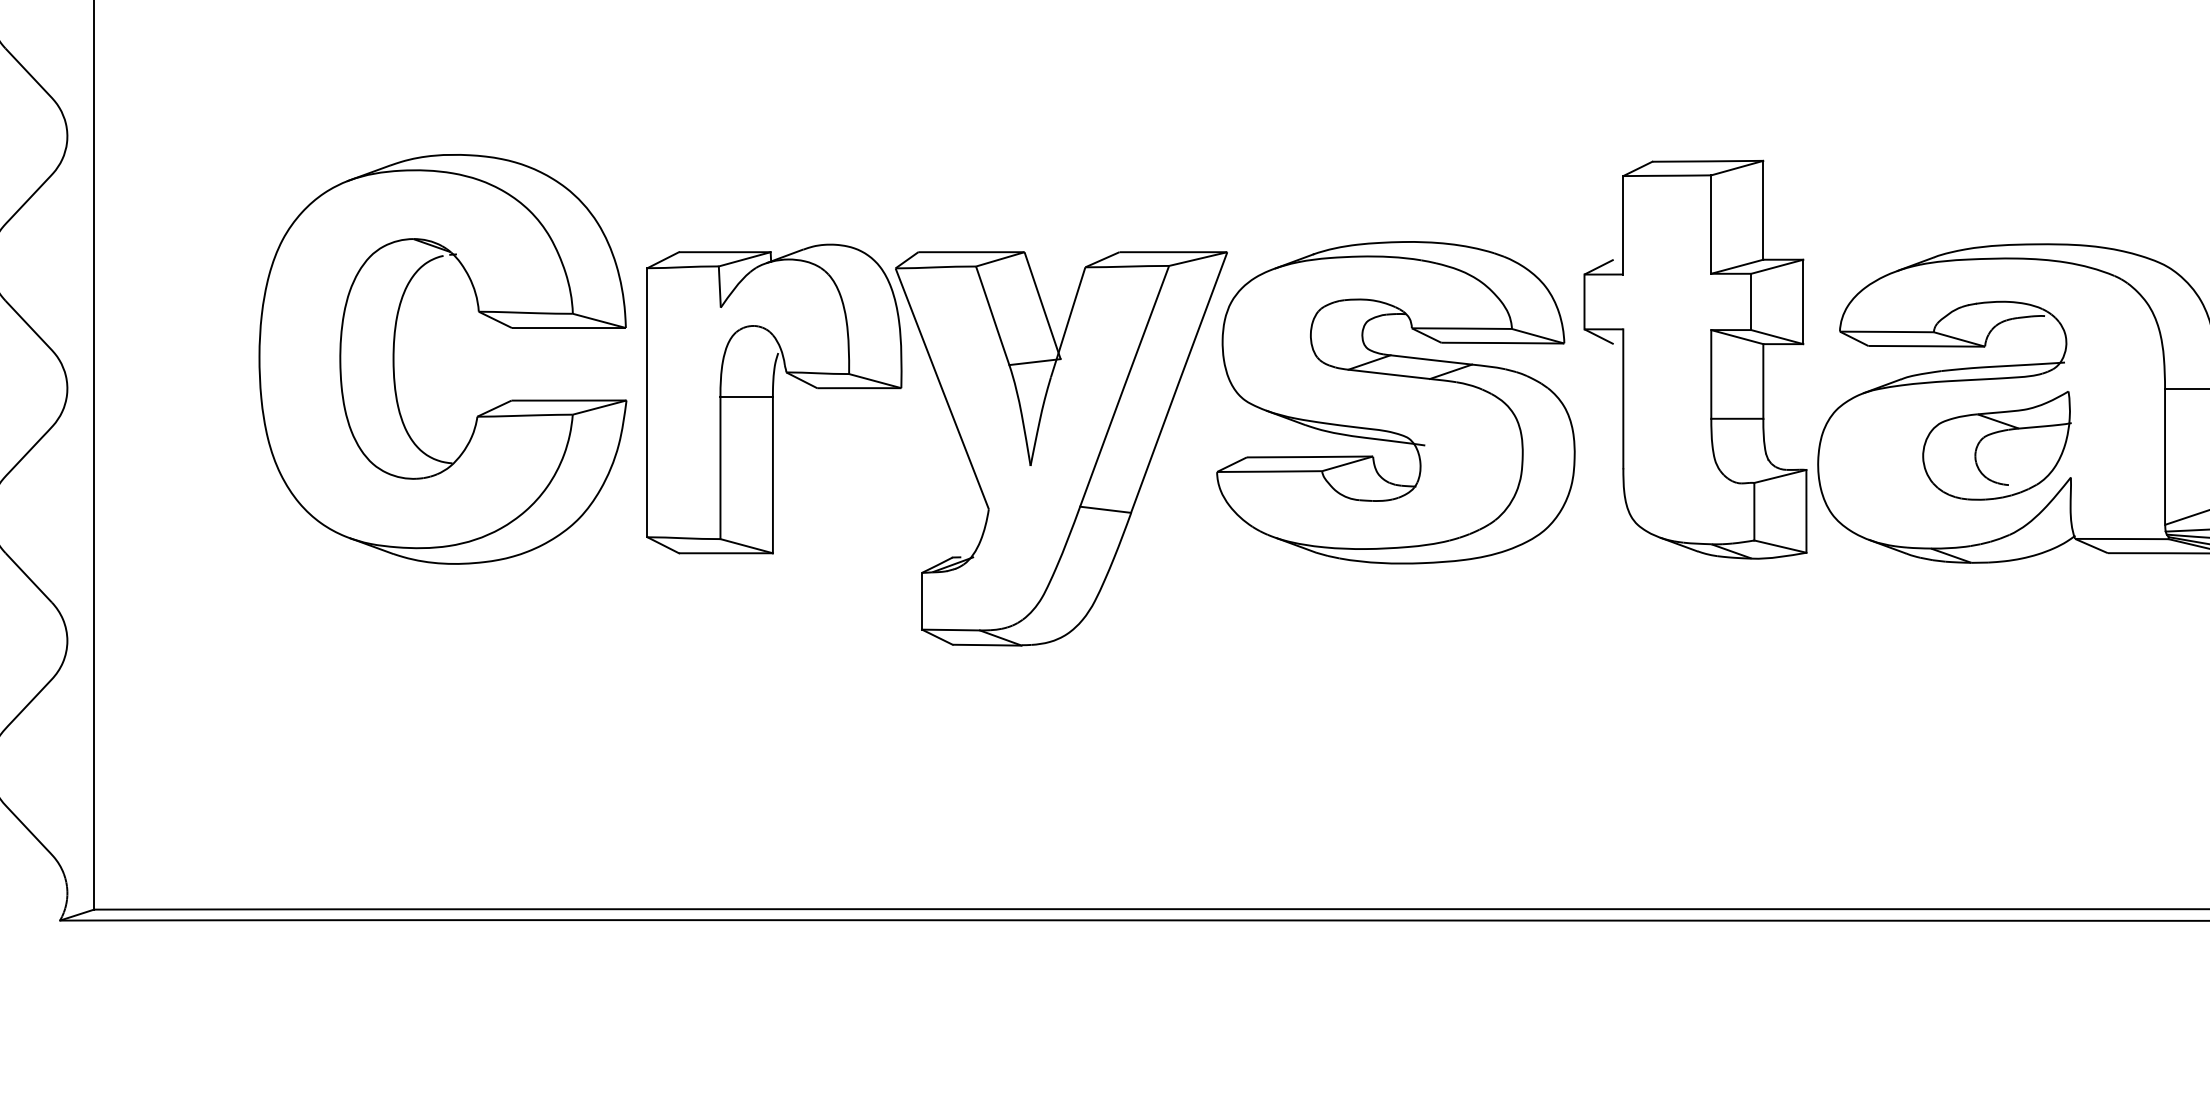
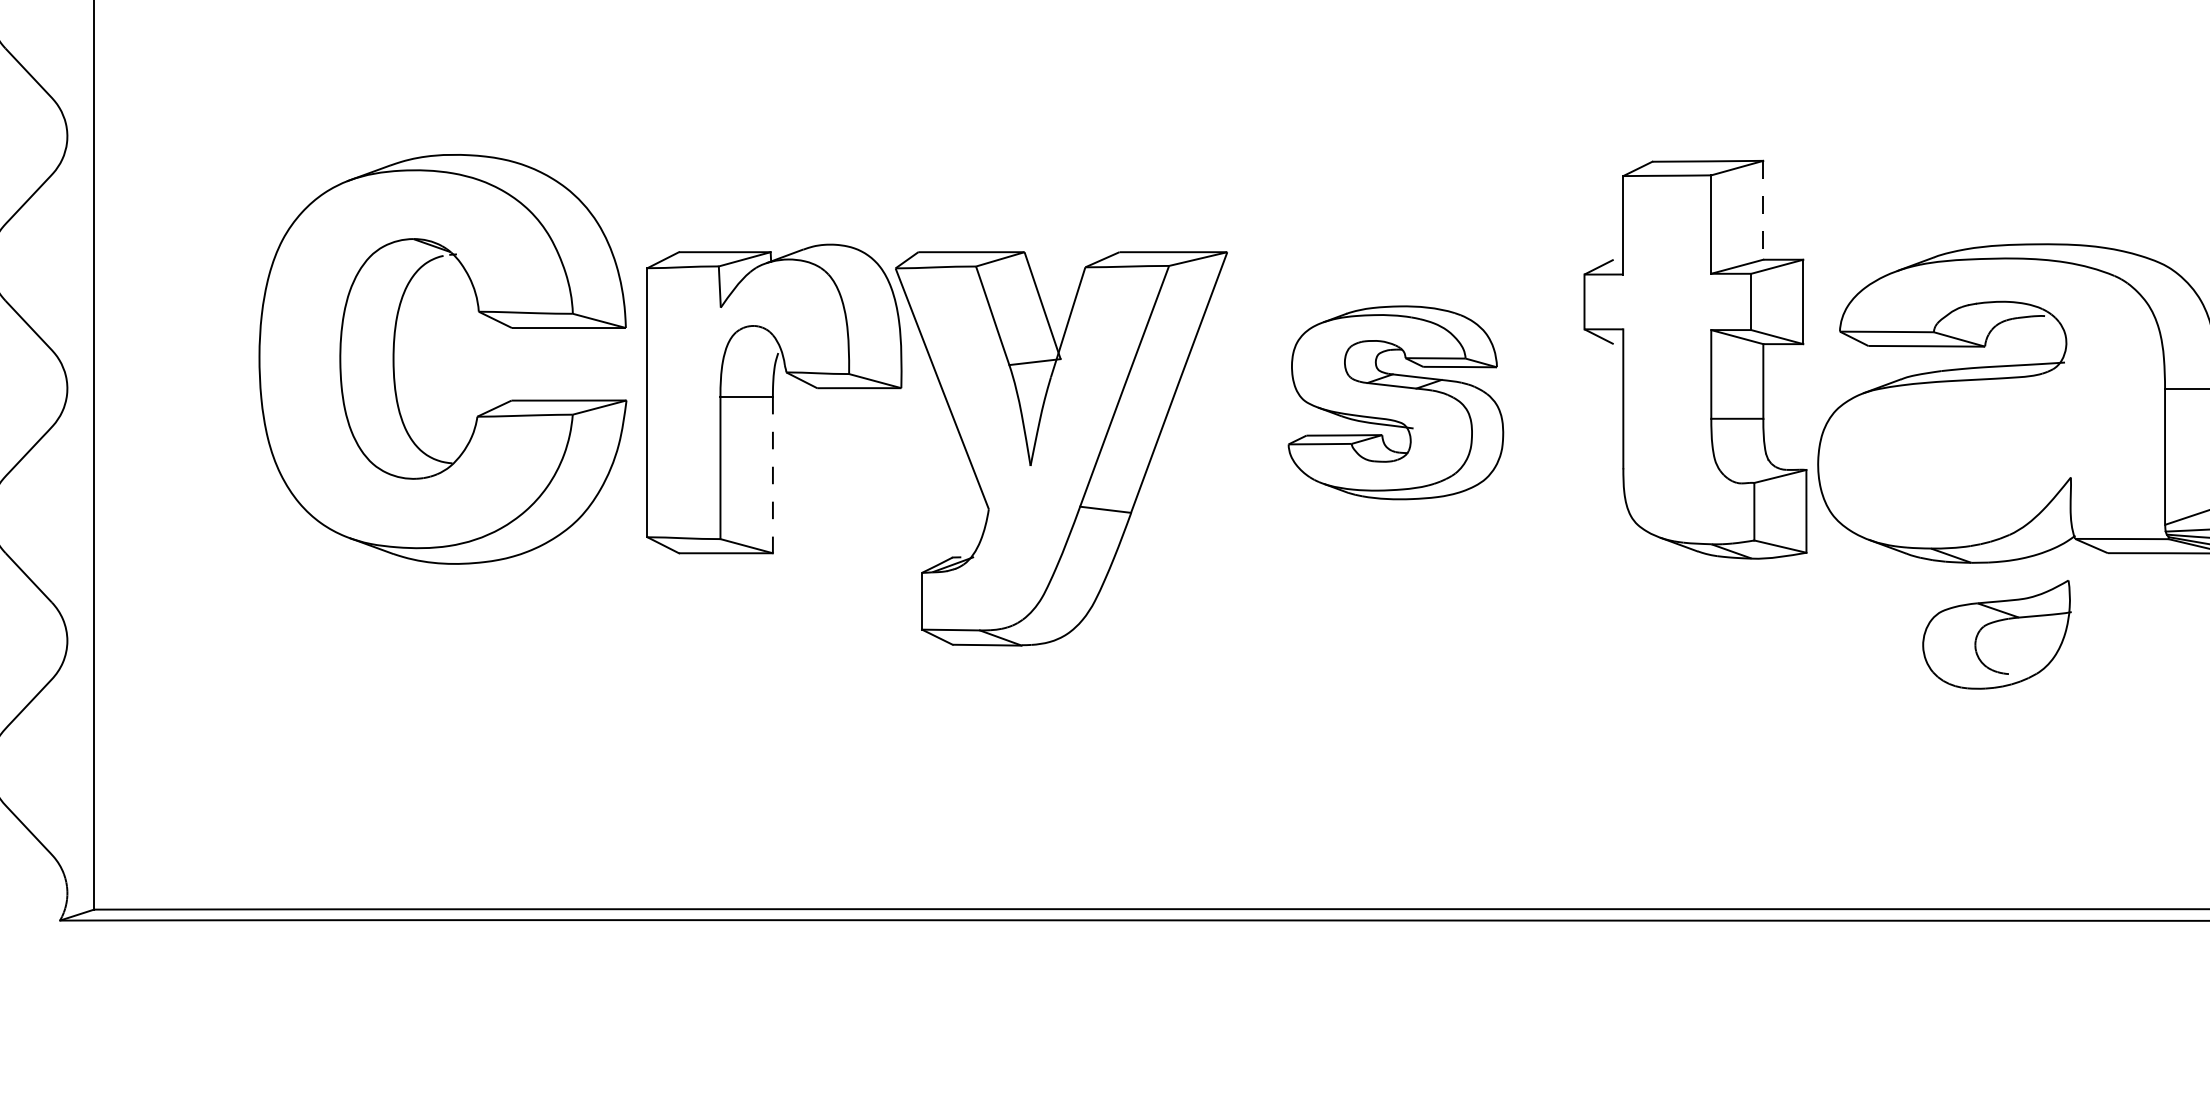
line: solid -> dashed (1763, 211)
part size: 360x324 px -> 218x196 px (1395, 402)
part position: (1996, 445) -> (1996, 634) (1996, 634)
line: solid -> dashed (772, 475)
